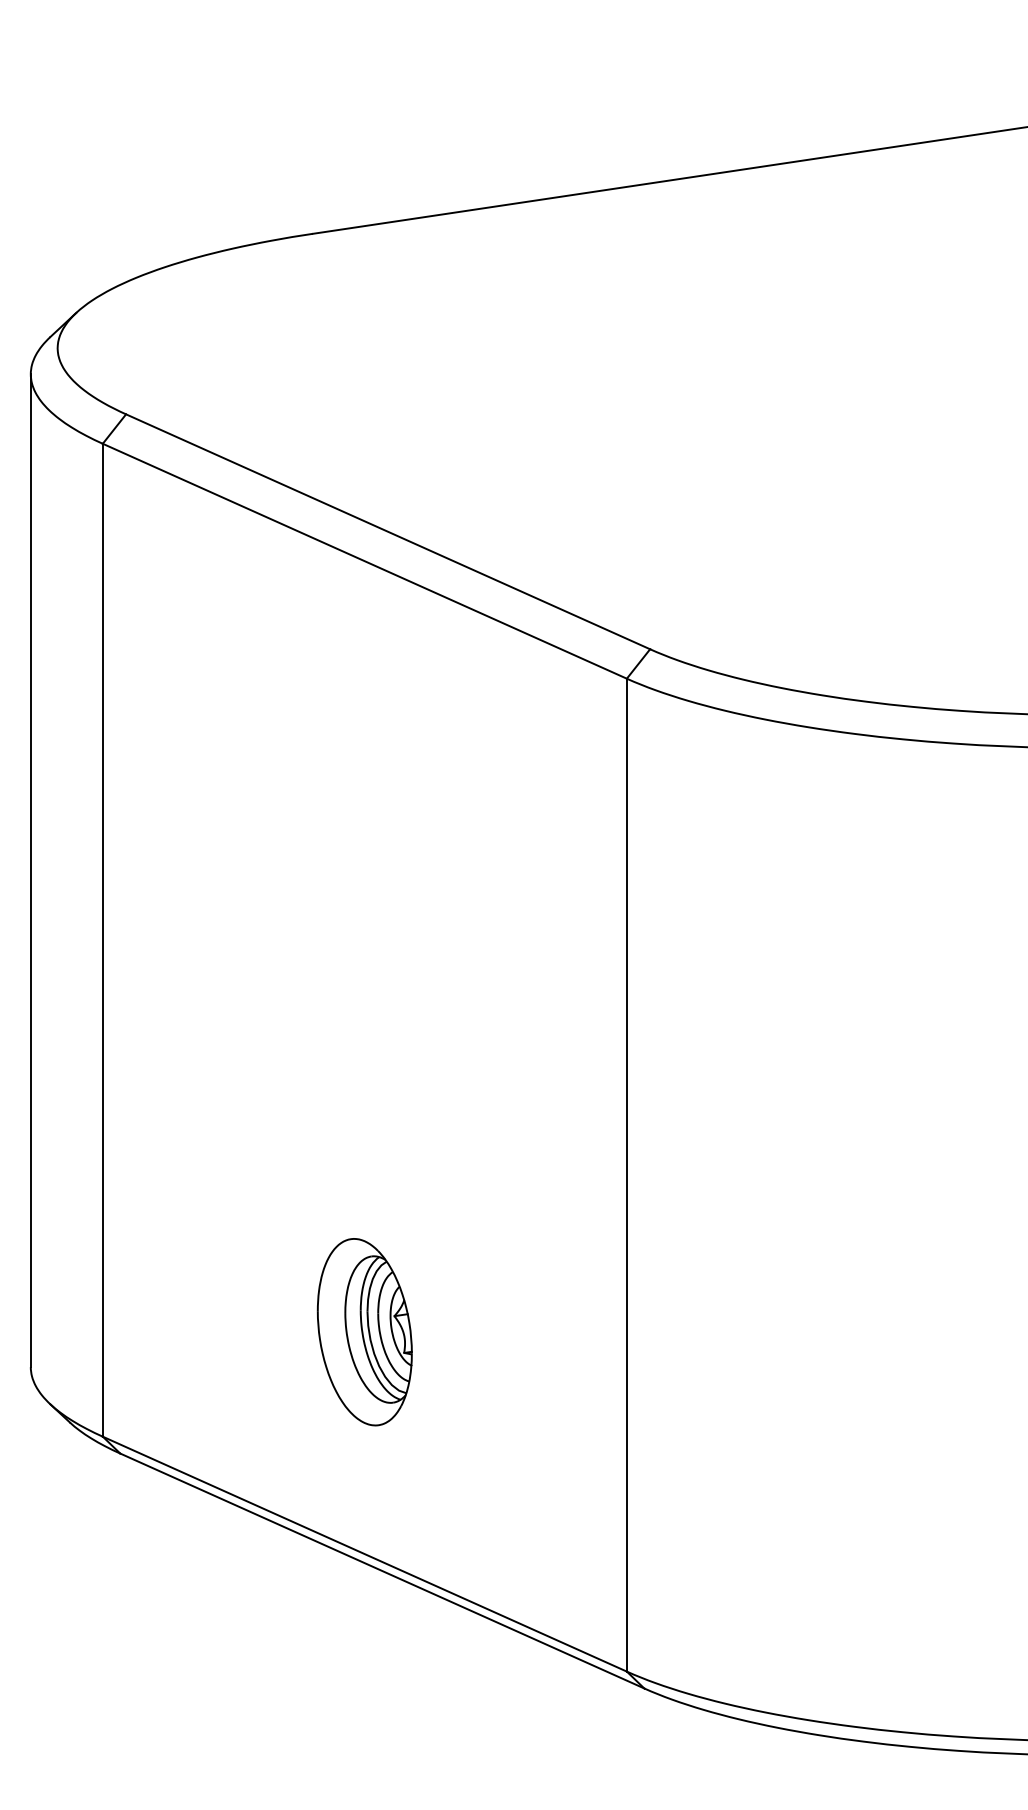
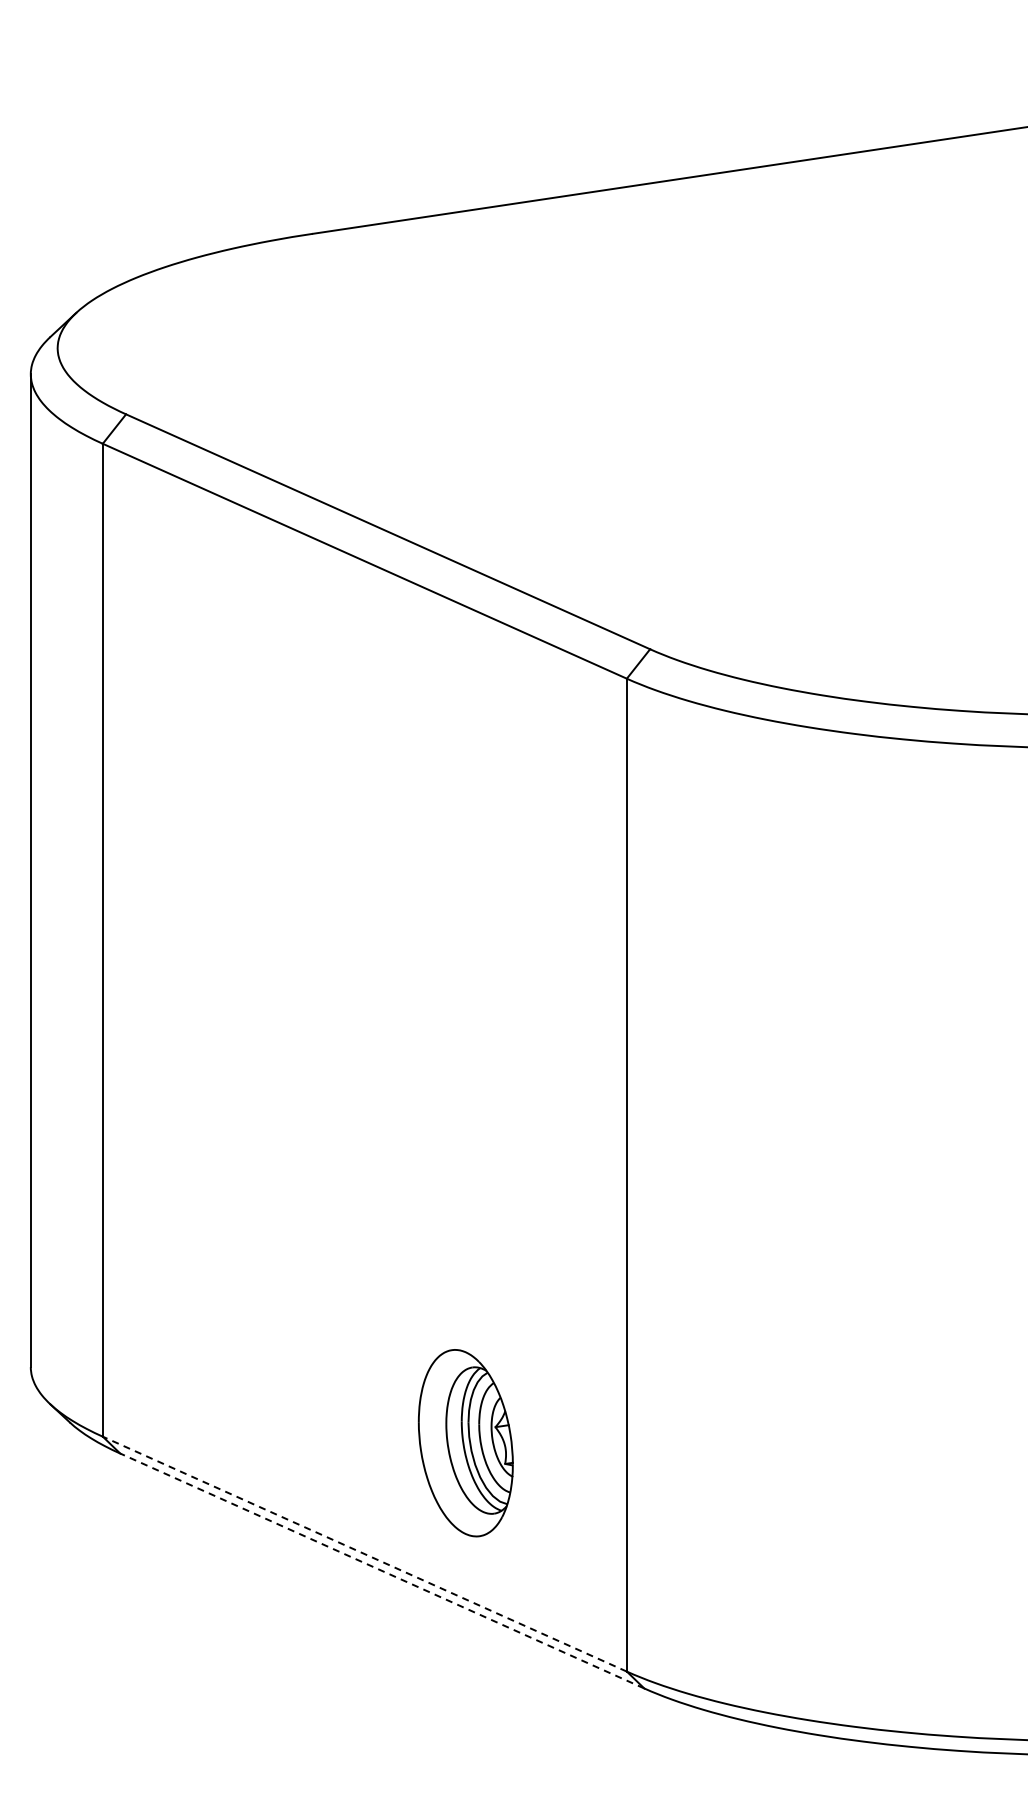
part position: (364, 1332) -> (465, 1443) (465, 1443)
line: solid -> dashed (364, 1553)
line: solid -> dashed (381, 1570)
